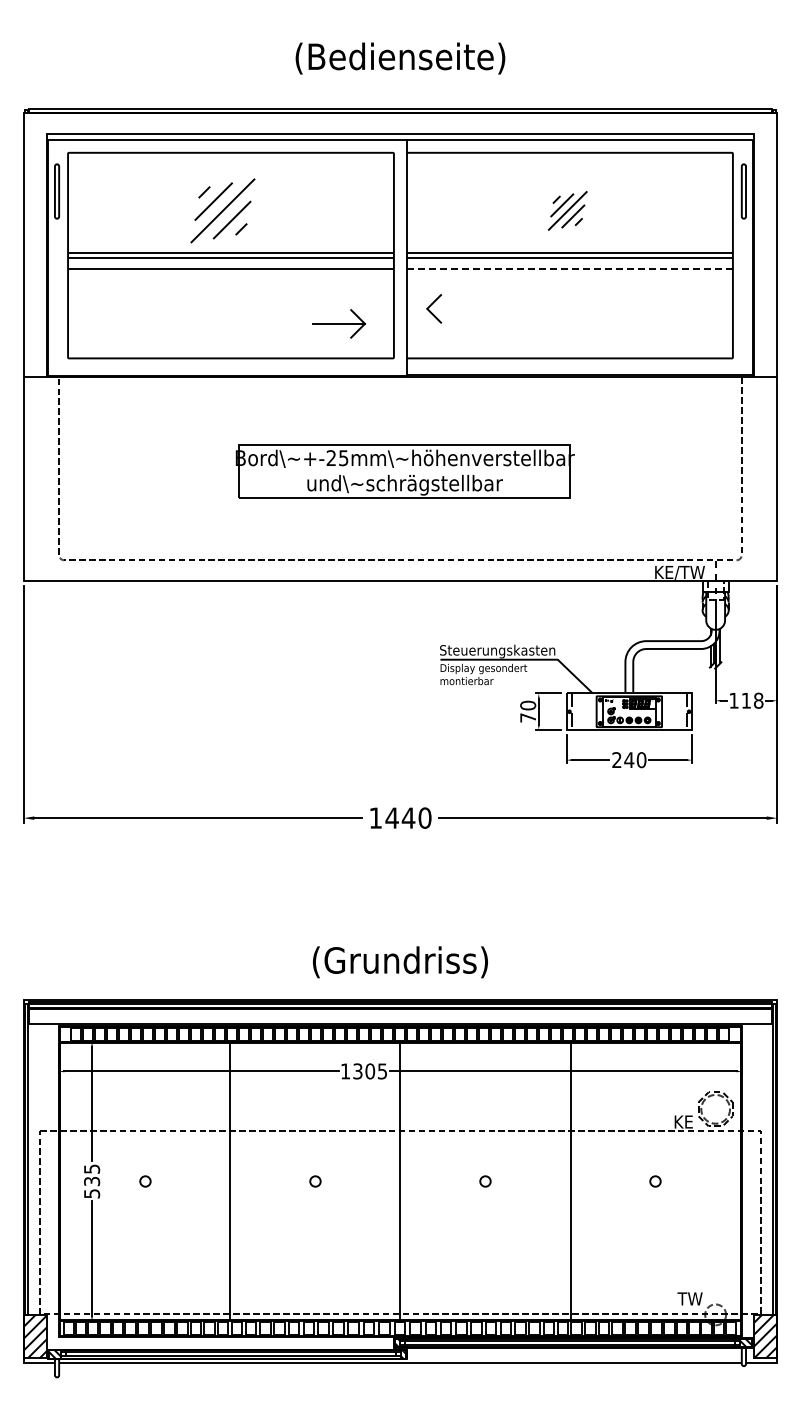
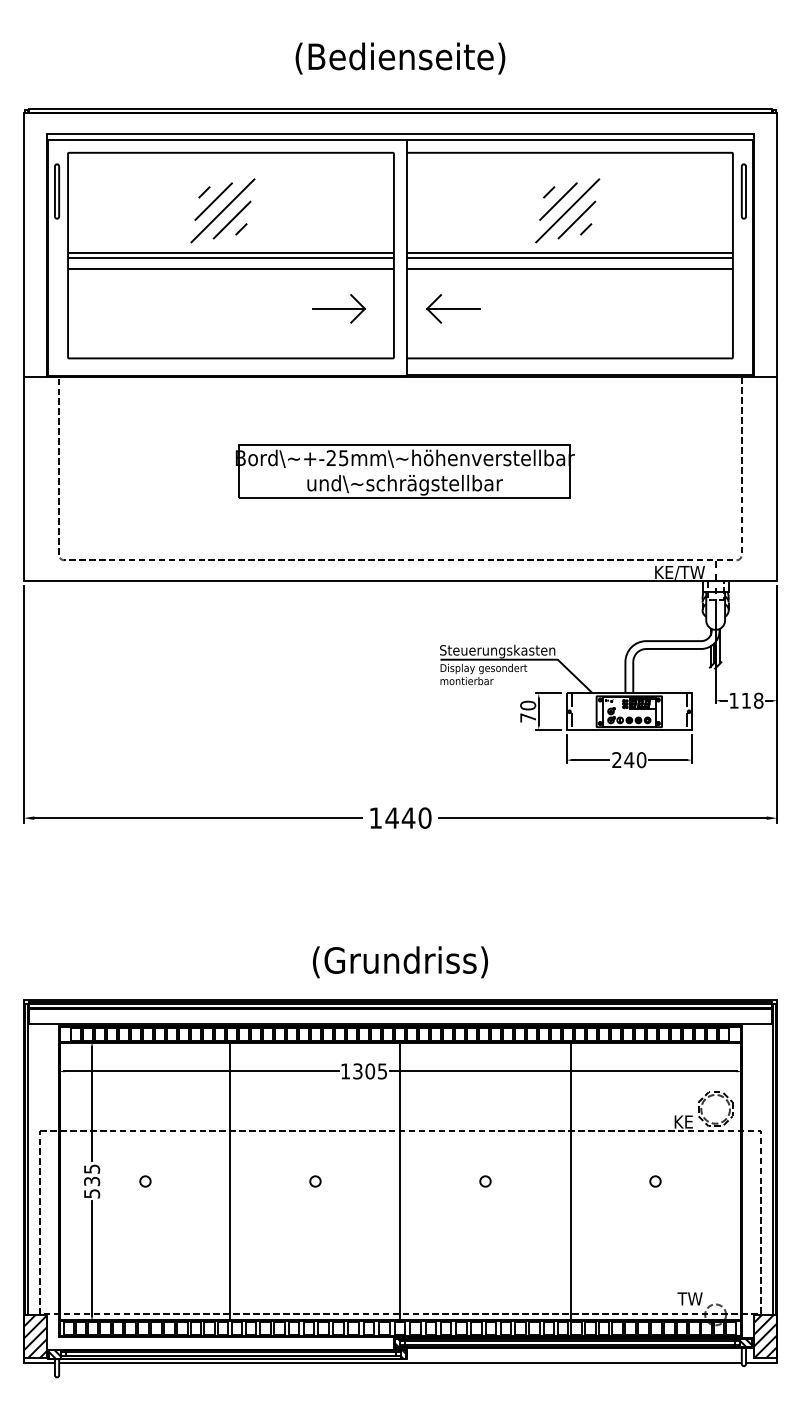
part size: 41x40 px -> 66x66 px (567, 210)
line: dashed -> solid (569, 269)
line: none -> present (453, 308)
part position: (338, 323) -> (338, 308) (338, 308)
